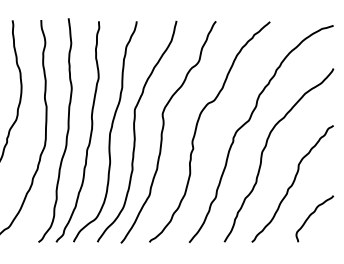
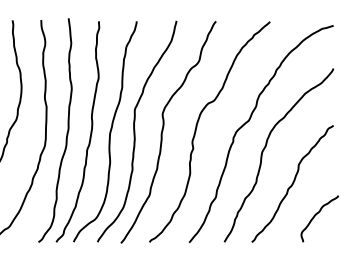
curve position: (311, 215) -> (316, 215) (316, 215)
